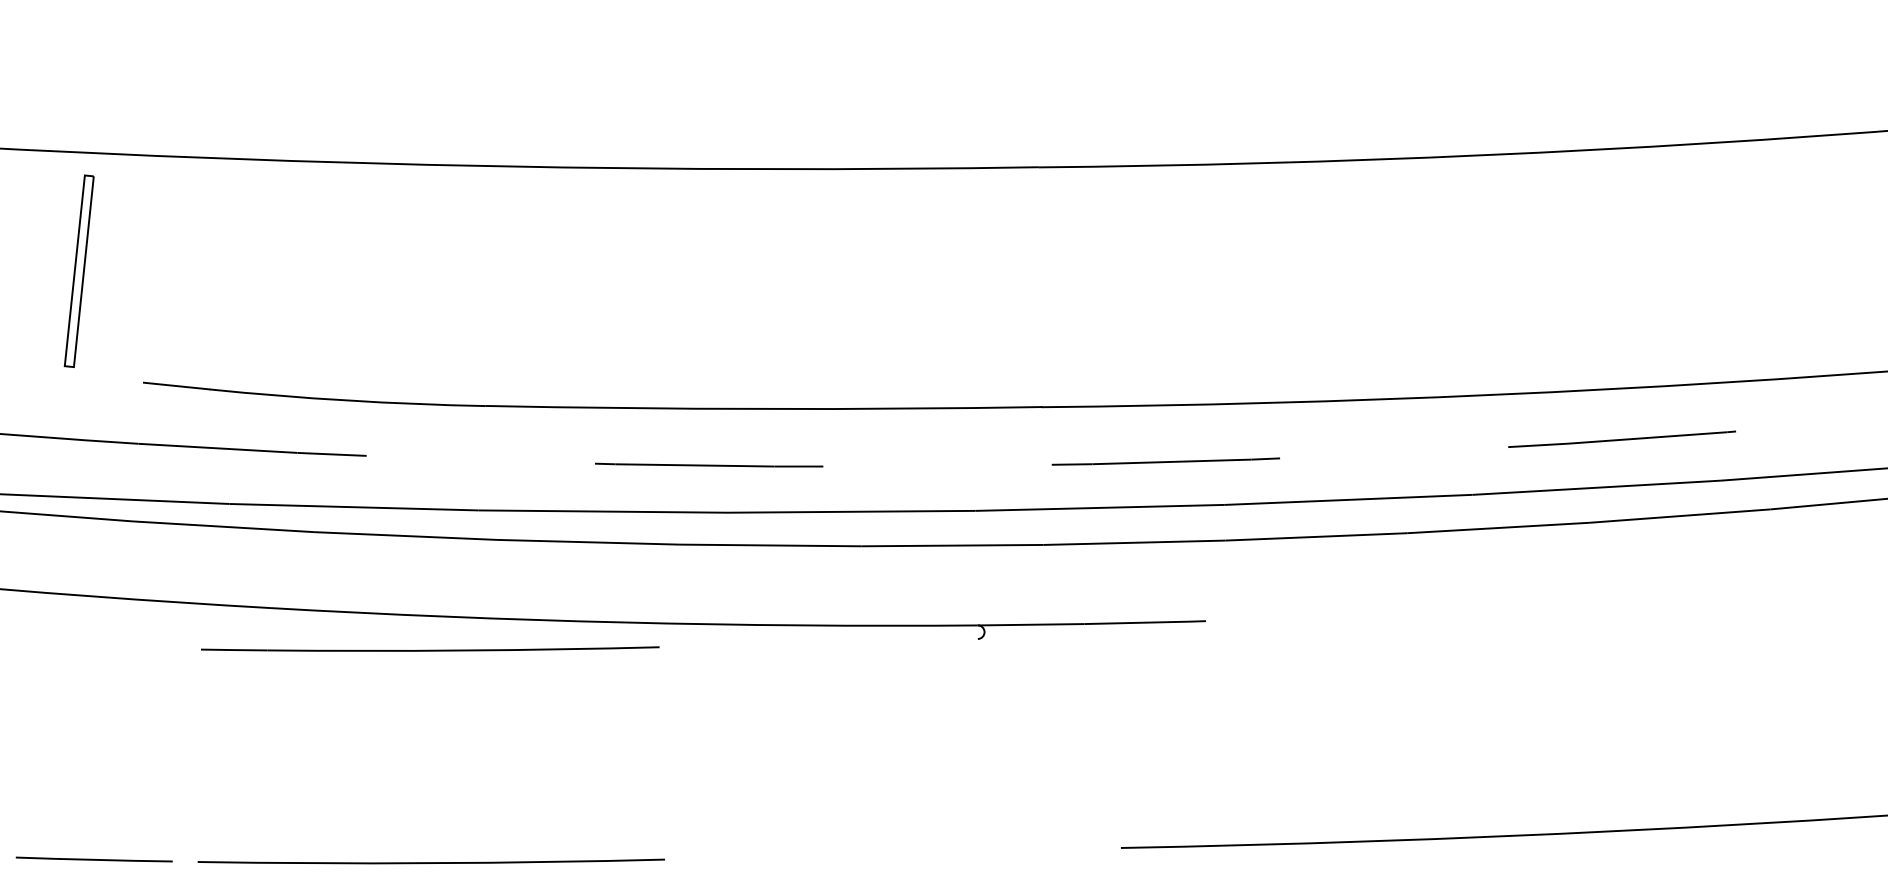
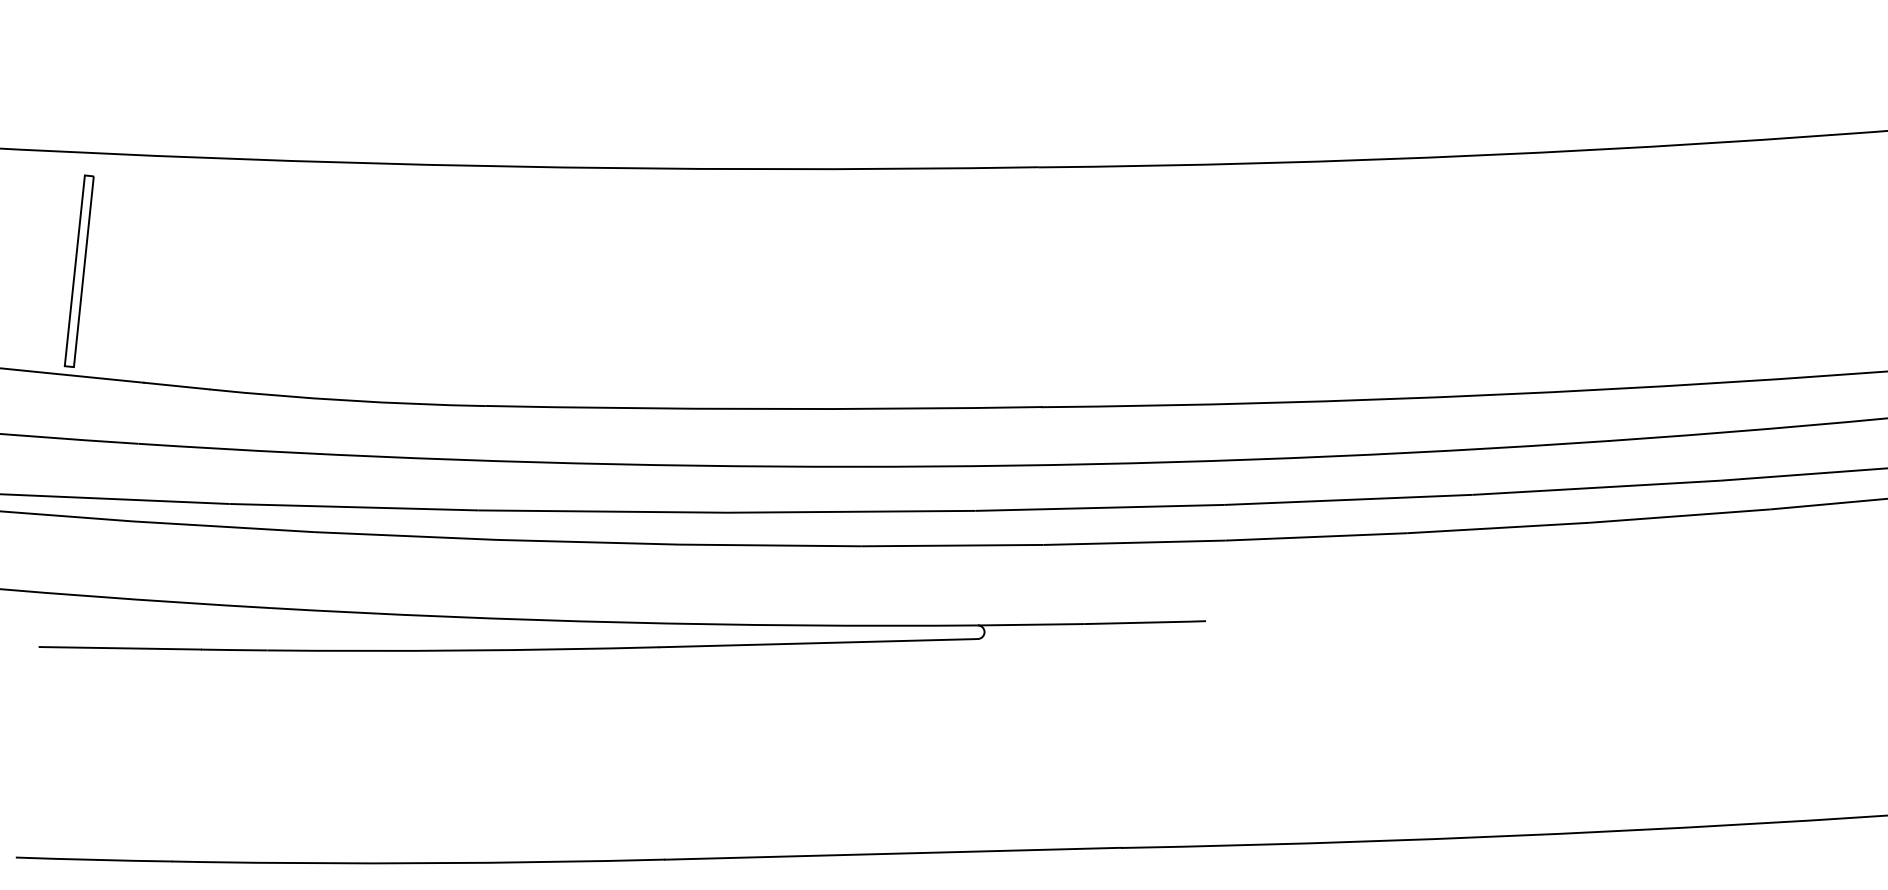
line: none -> present (72, 375)
arc: dashed -> solid (1014, 465)
line: none -> present (818, 643)
line: none -> present (119, 648)
line: none -> present (892, 853)
line: none -> present (184, 861)
